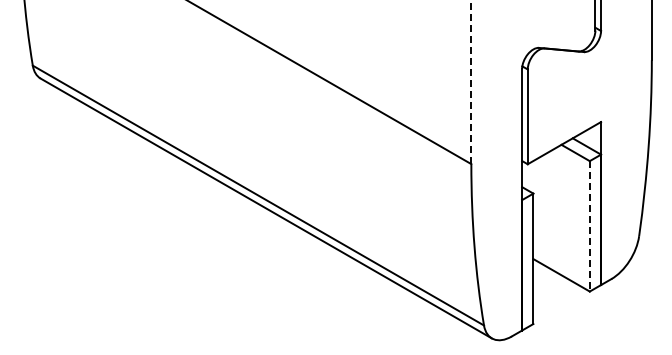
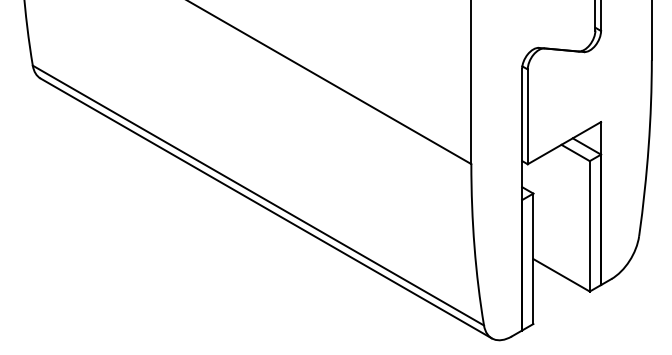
line: dashed -> solid (471, 82)
line: dashed -> solid (589, 226)
